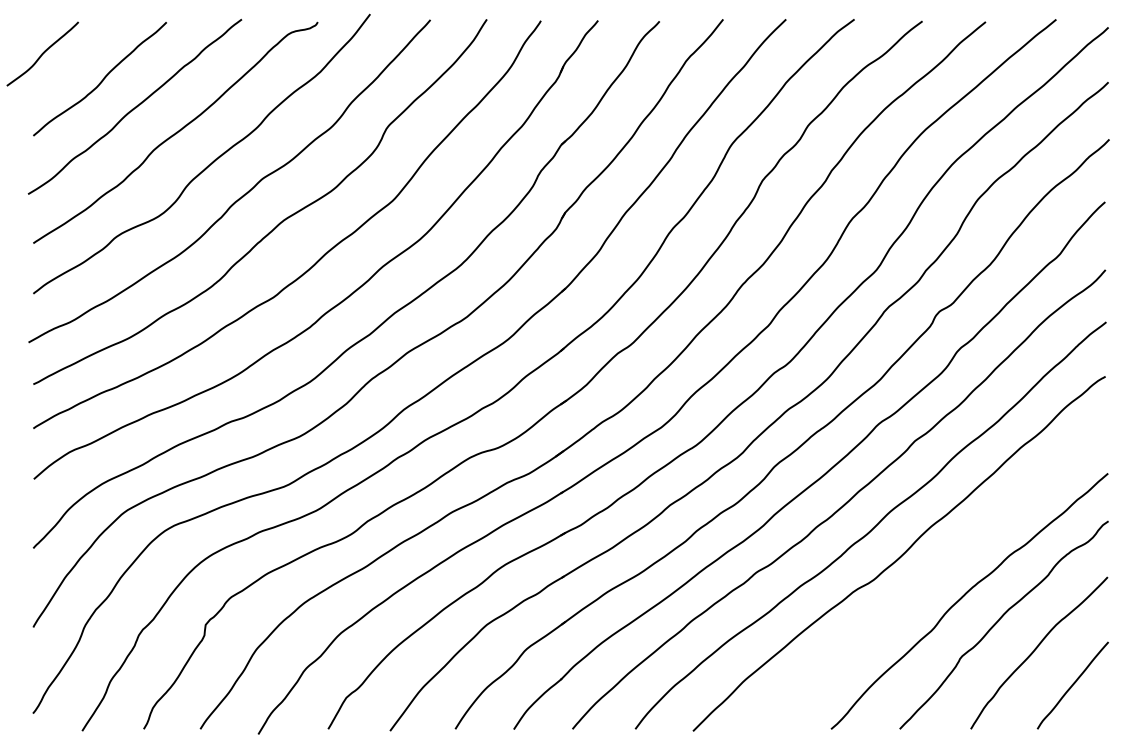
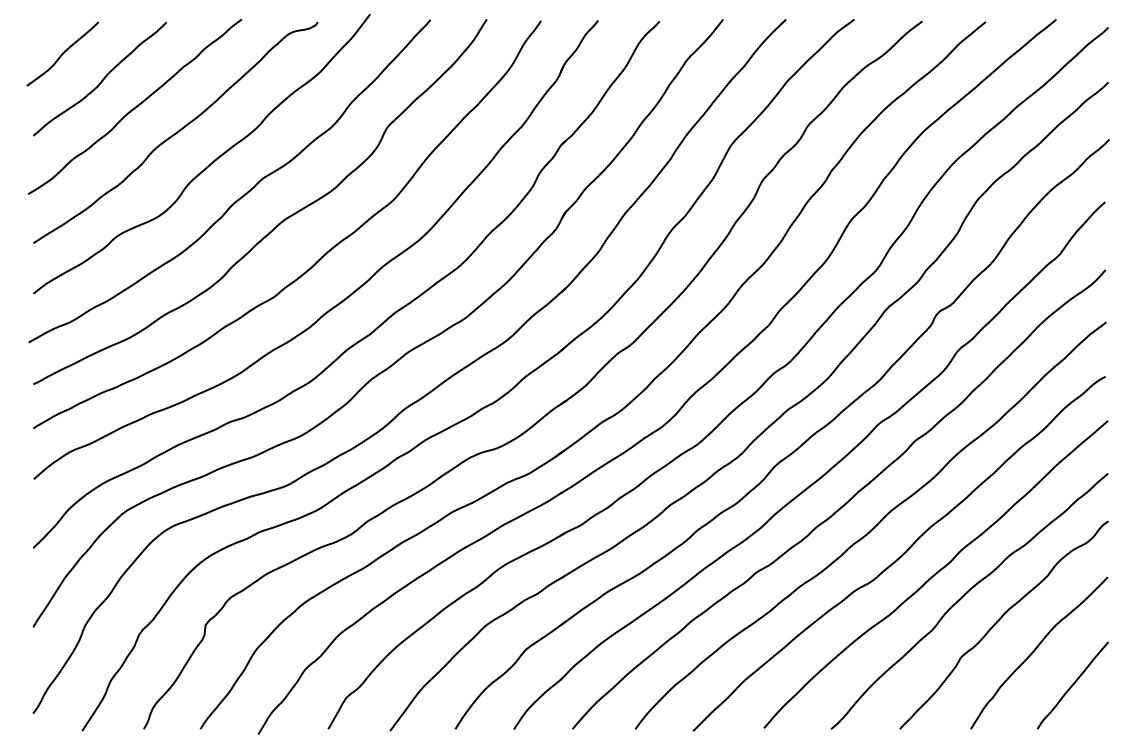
curve position: (42, 53) -> (62, 53) (62, 53)
curve: none -> present (935, 574)
